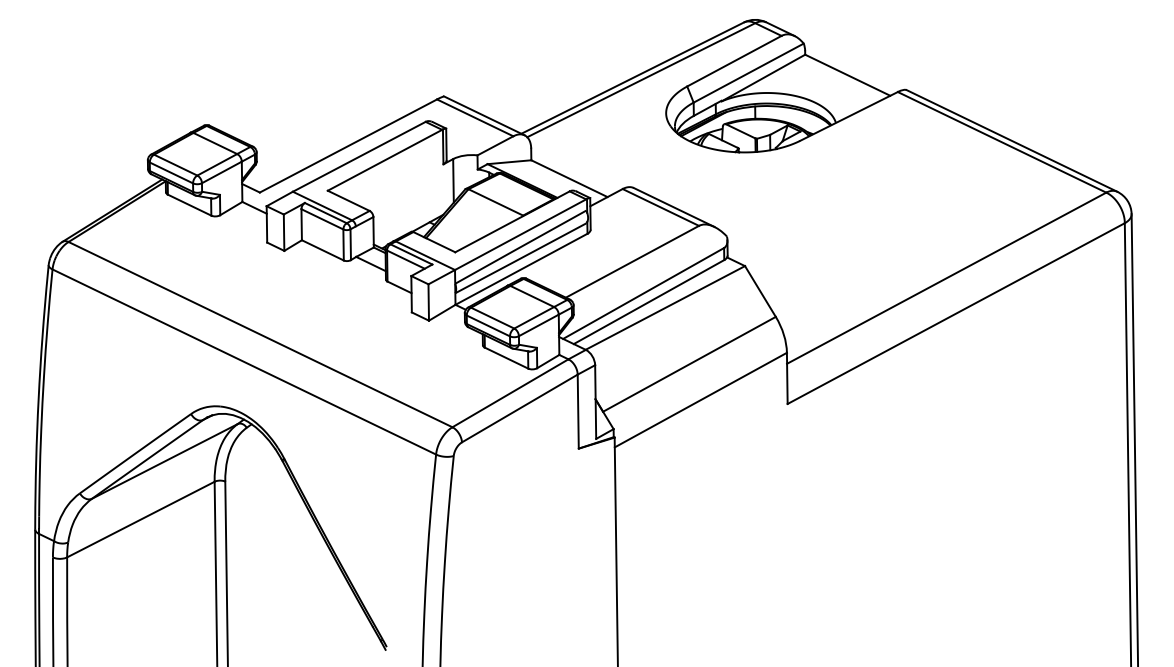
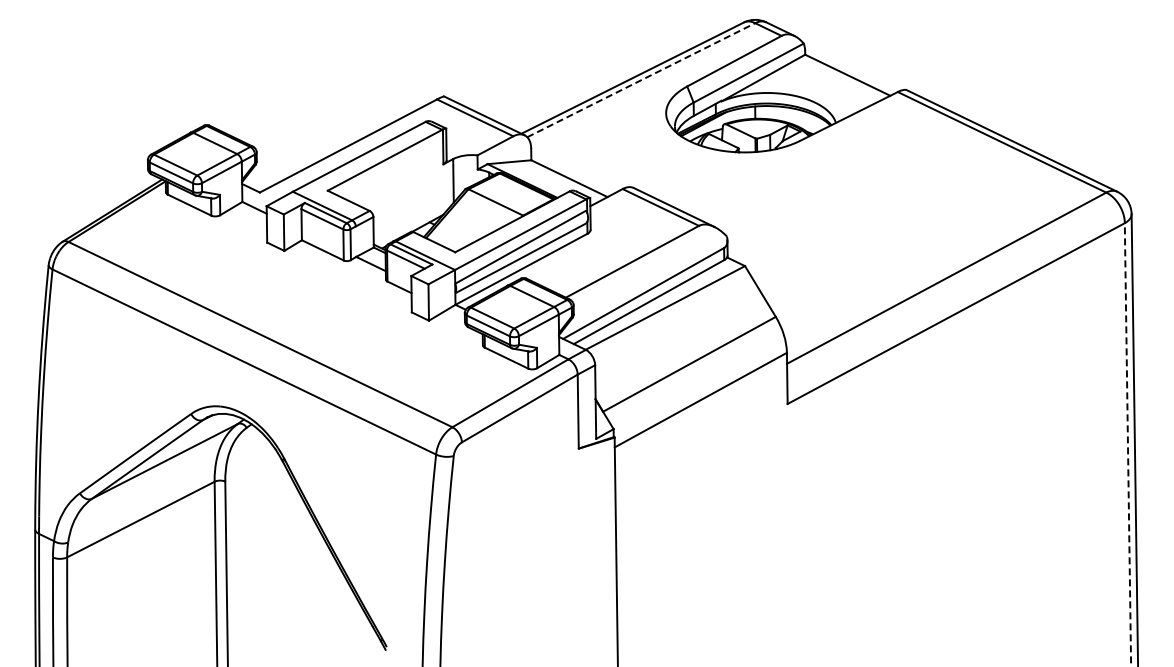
line: solid -> dashed (641, 80)
line: solid -> dashed (1127, 444)
